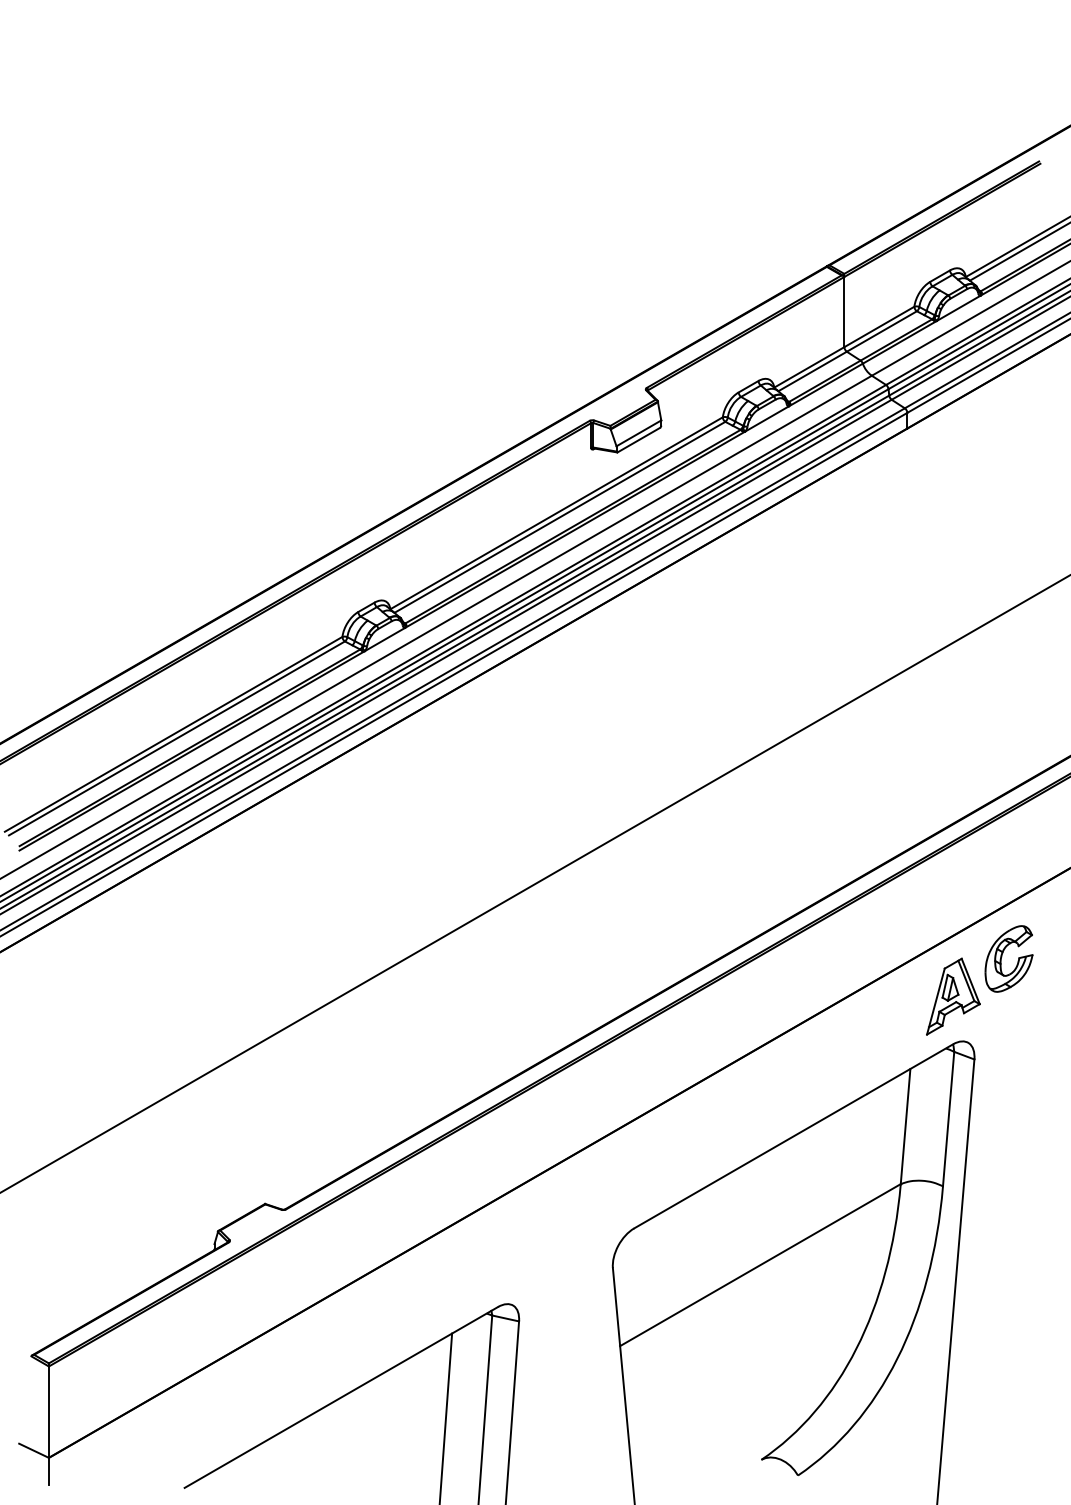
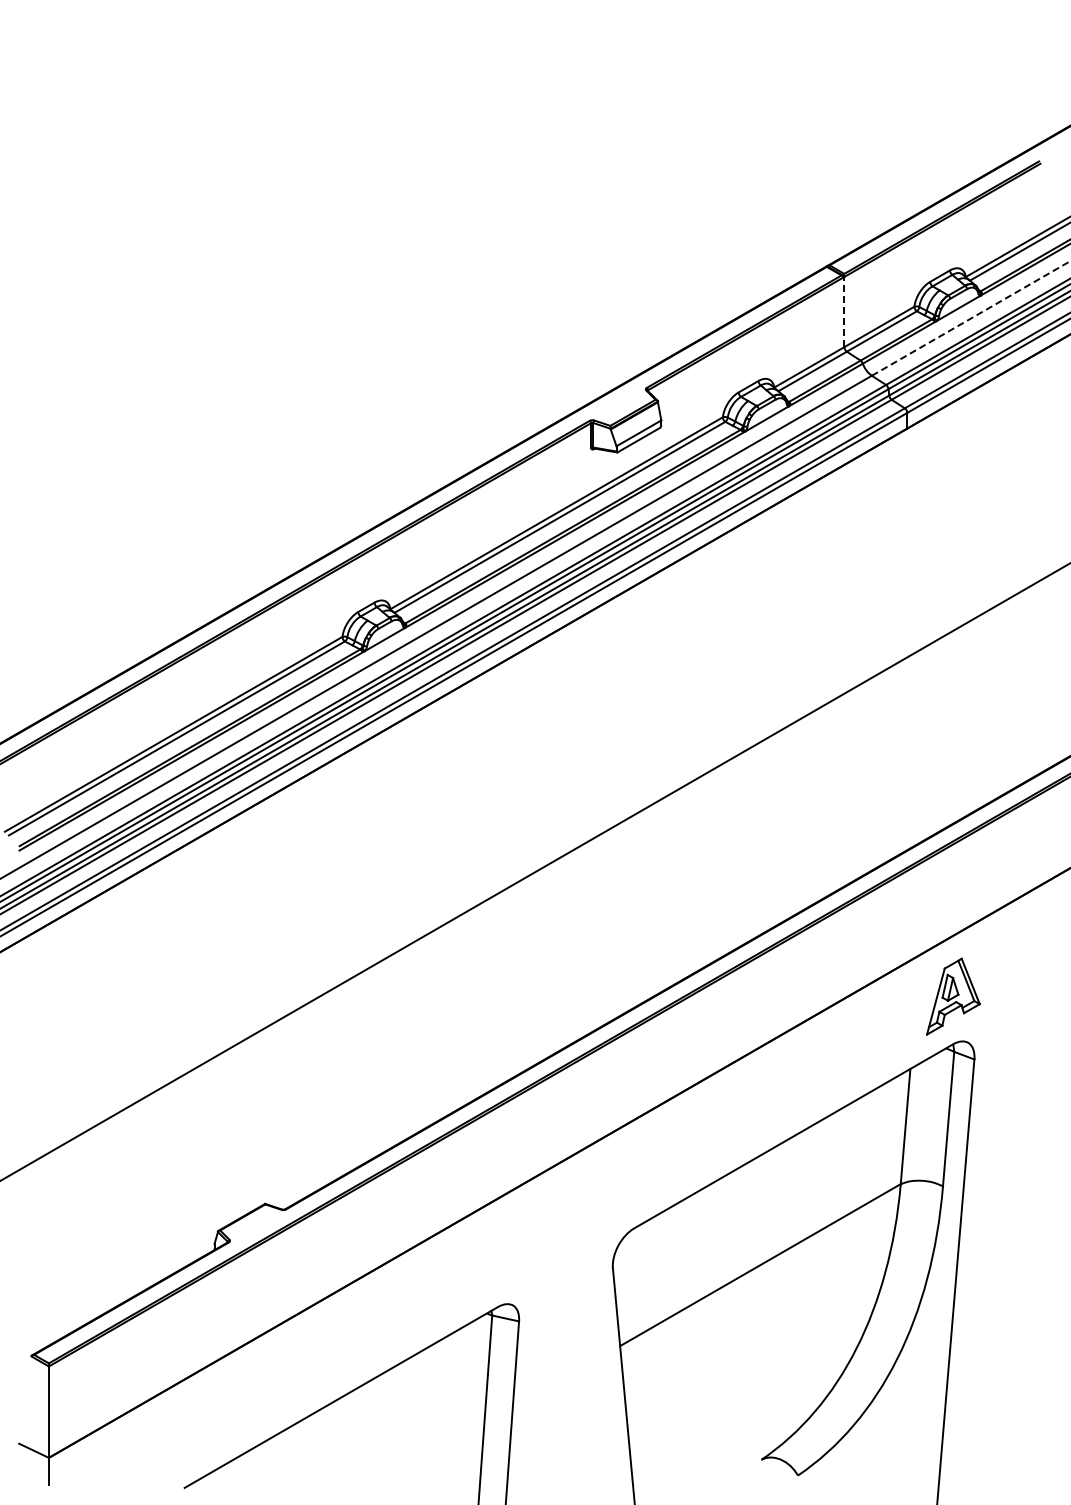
line: solid -> dashed (844, 311)
line: solid -> dashed (971, 318)
line position: (534, 883) -> (534, 871) (534, 871)
part: present -> none (1002, 957)
line: present -> none (445, 1417)
